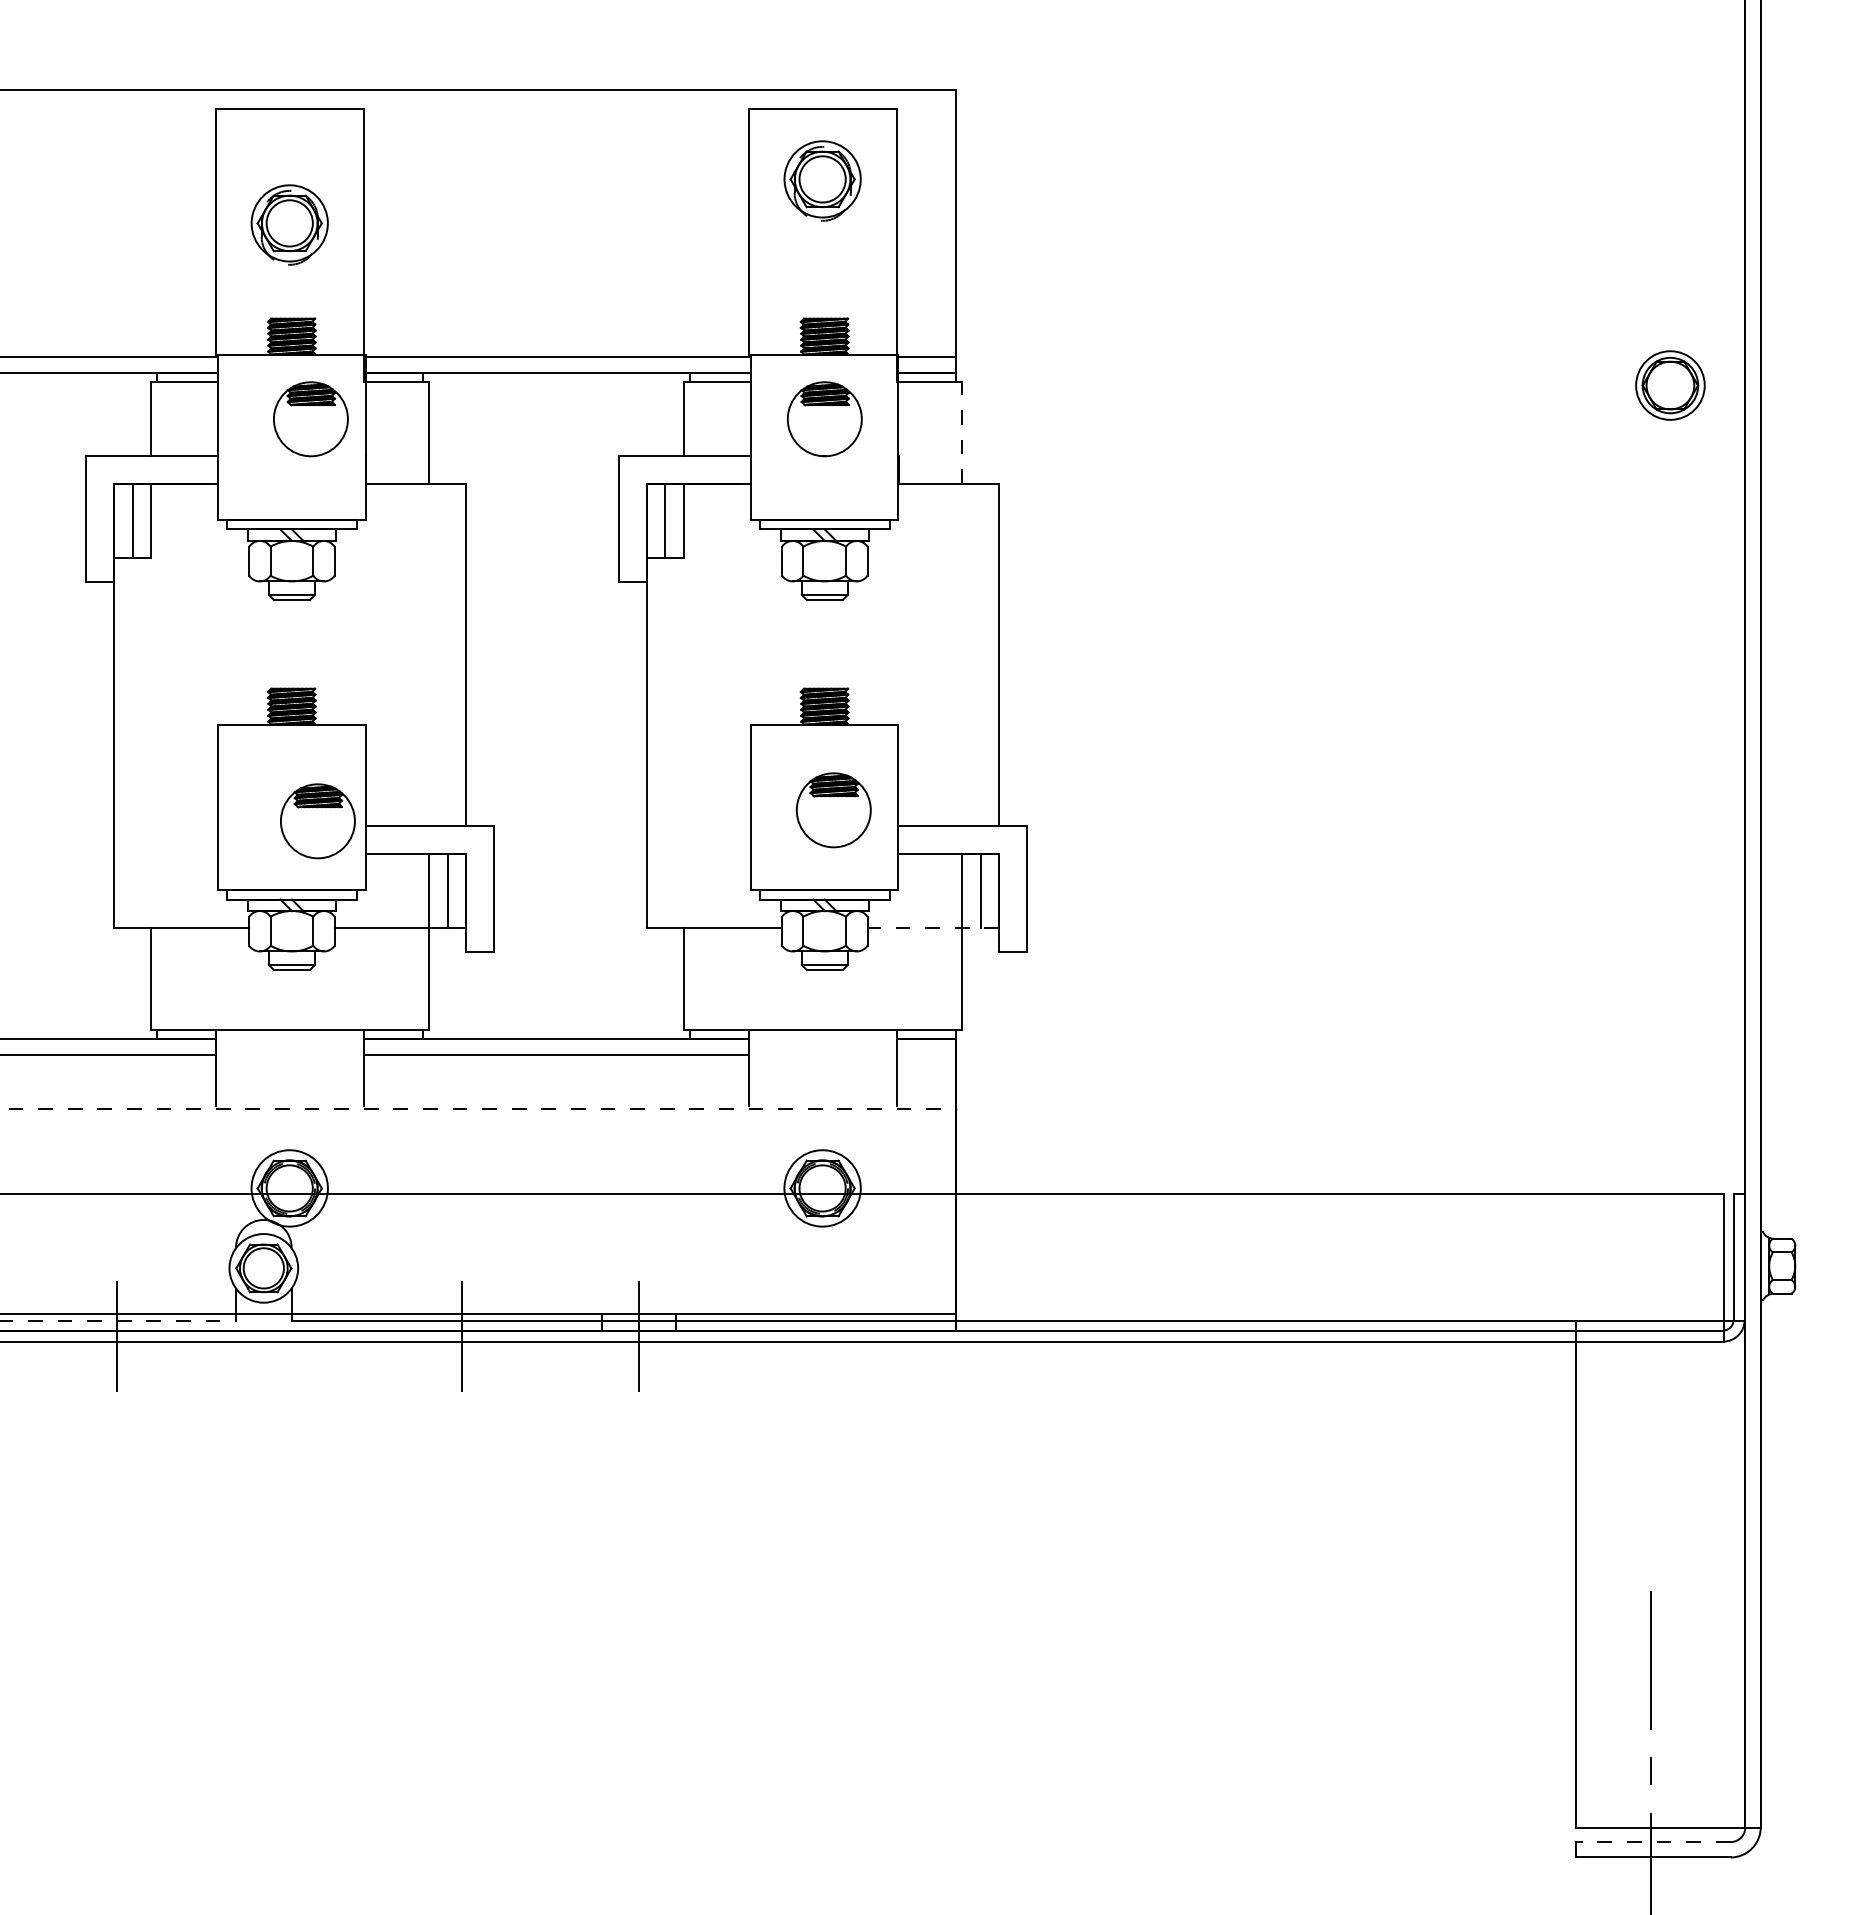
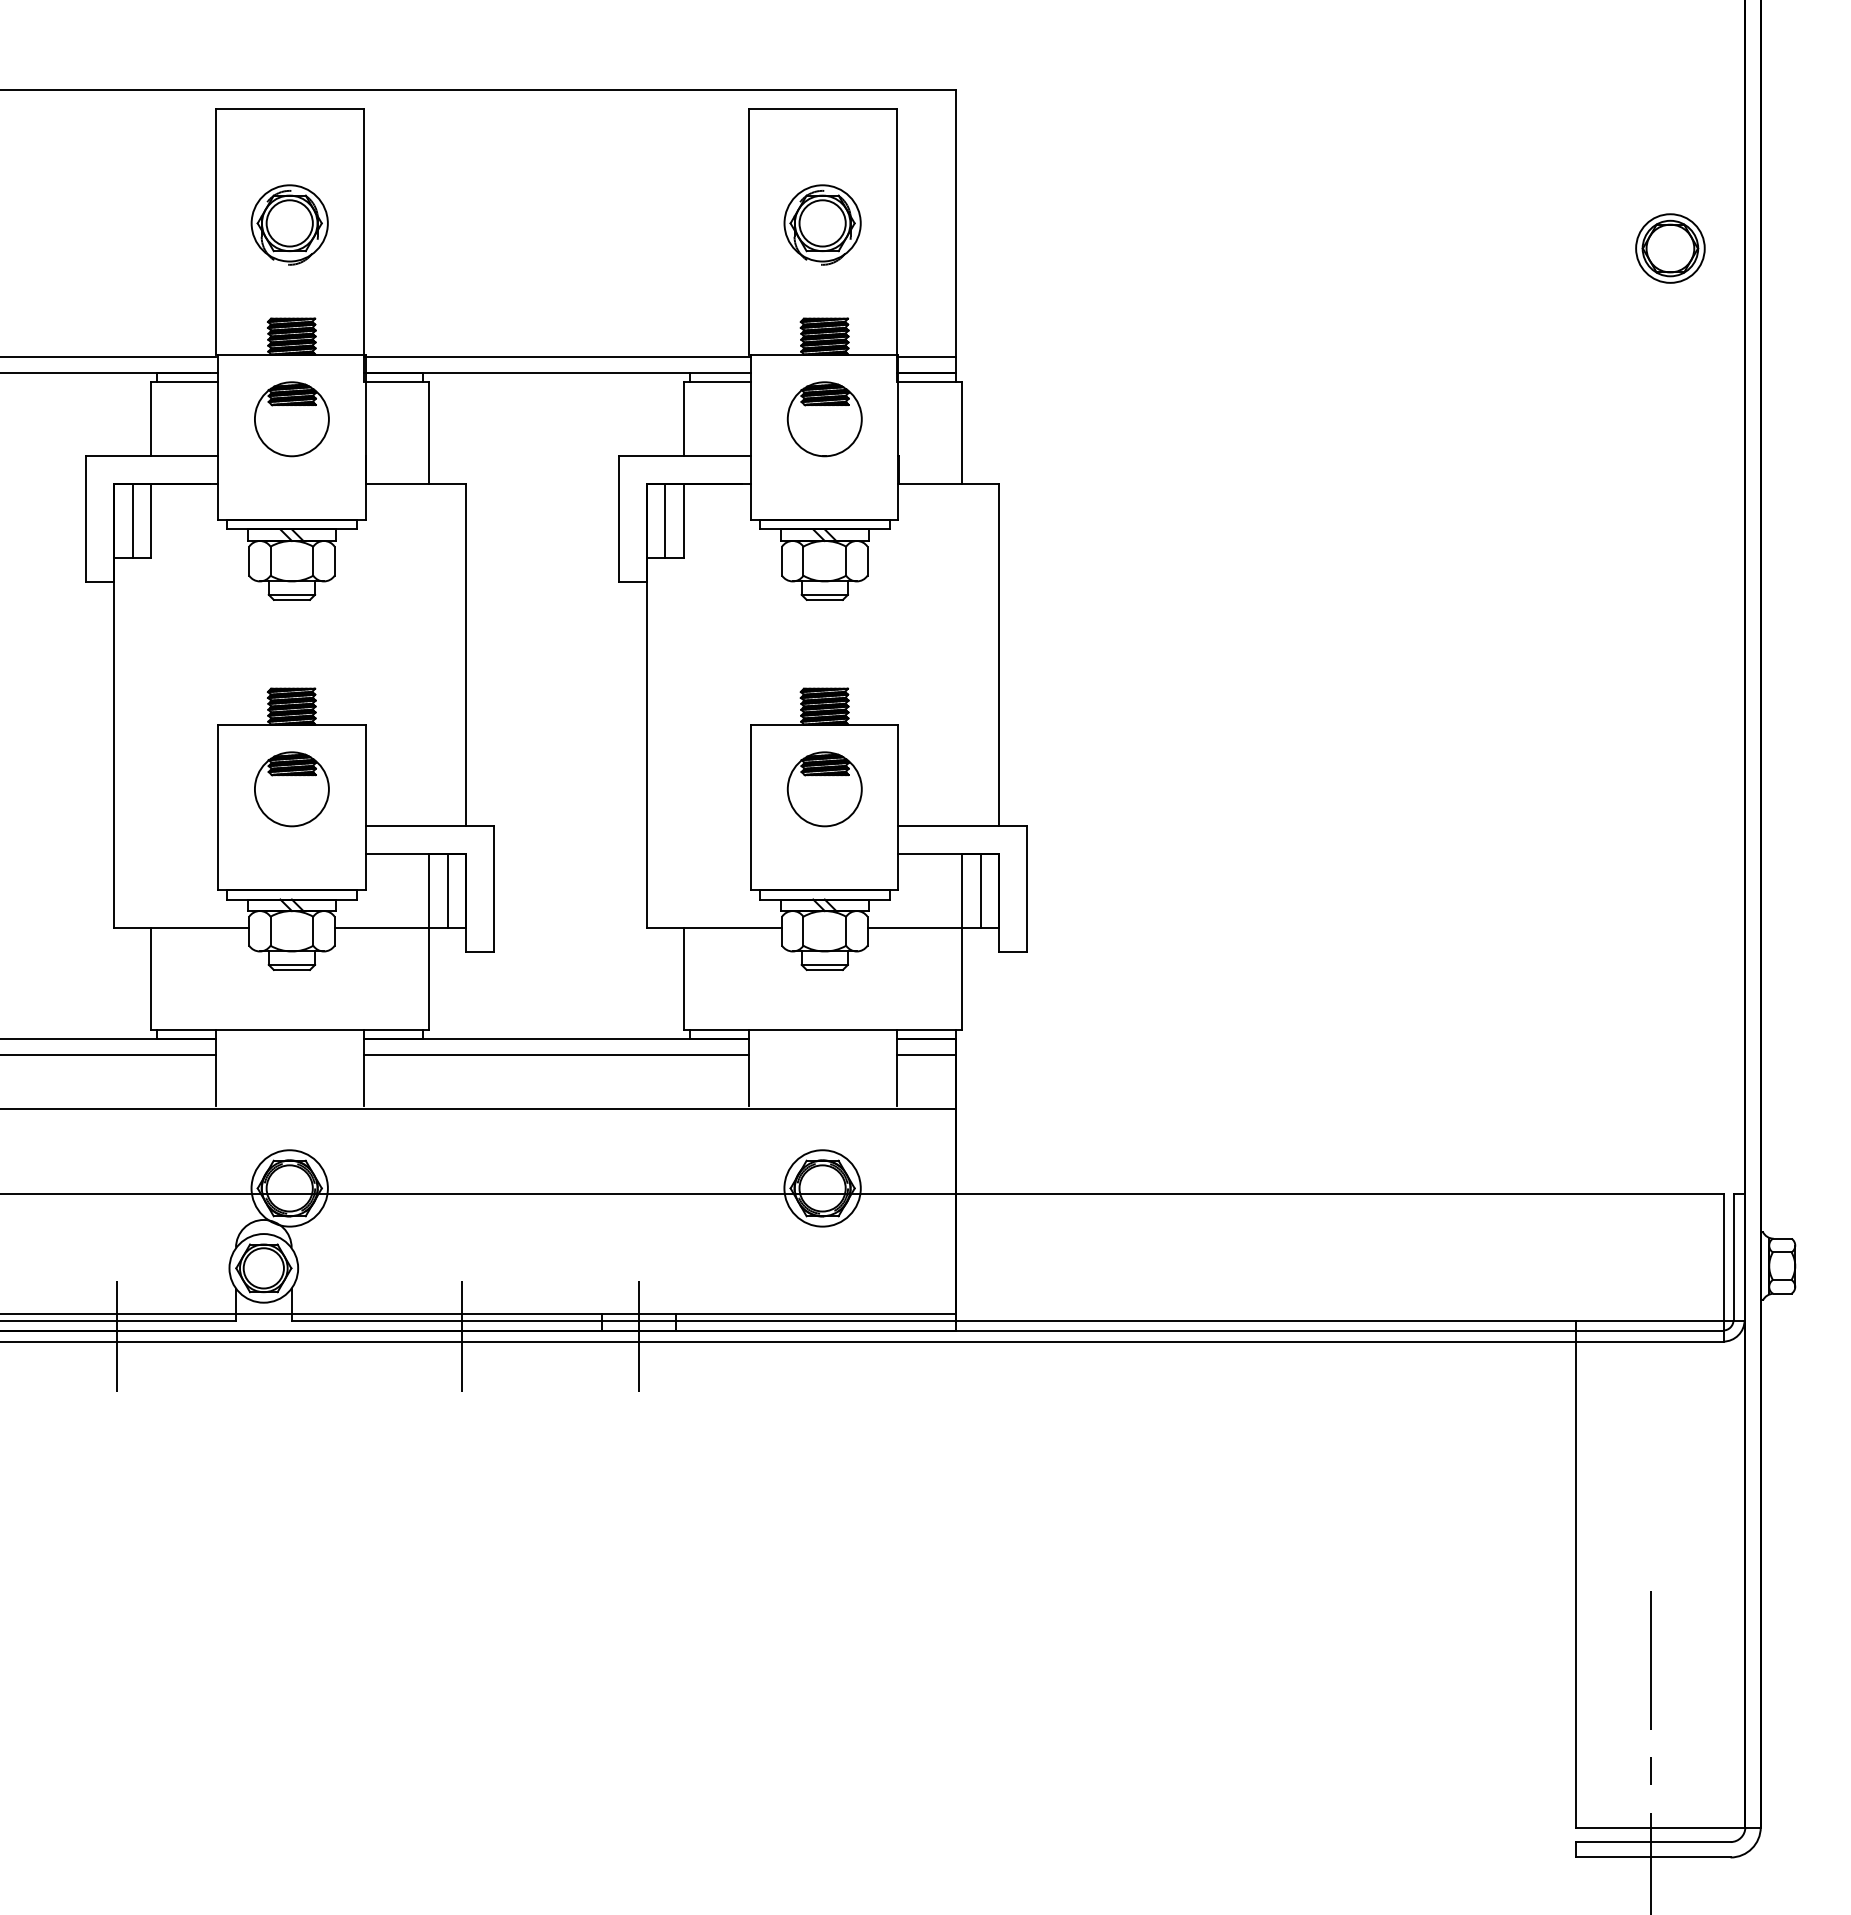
part position: (822, 180) -> (822, 224) (822, 224)
part position: (1670, 385) -> (1670, 248) (1670, 248)
part position: (310, 419) -> (291, 419) (291, 419)
line: dashed -> solid (962, 432)
part position: (833, 810) -> (824, 789) (824, 789)
part position: (317, 821) -> (291, 789) (291, 789)
line: dashed -> solid (933, 928)
line: none -> present (926, 1055)
line: dashed -> solid (478, 1108)
line: dashed -> solid (118, 1321)
line: dashed -> solid (1652, 1842)
